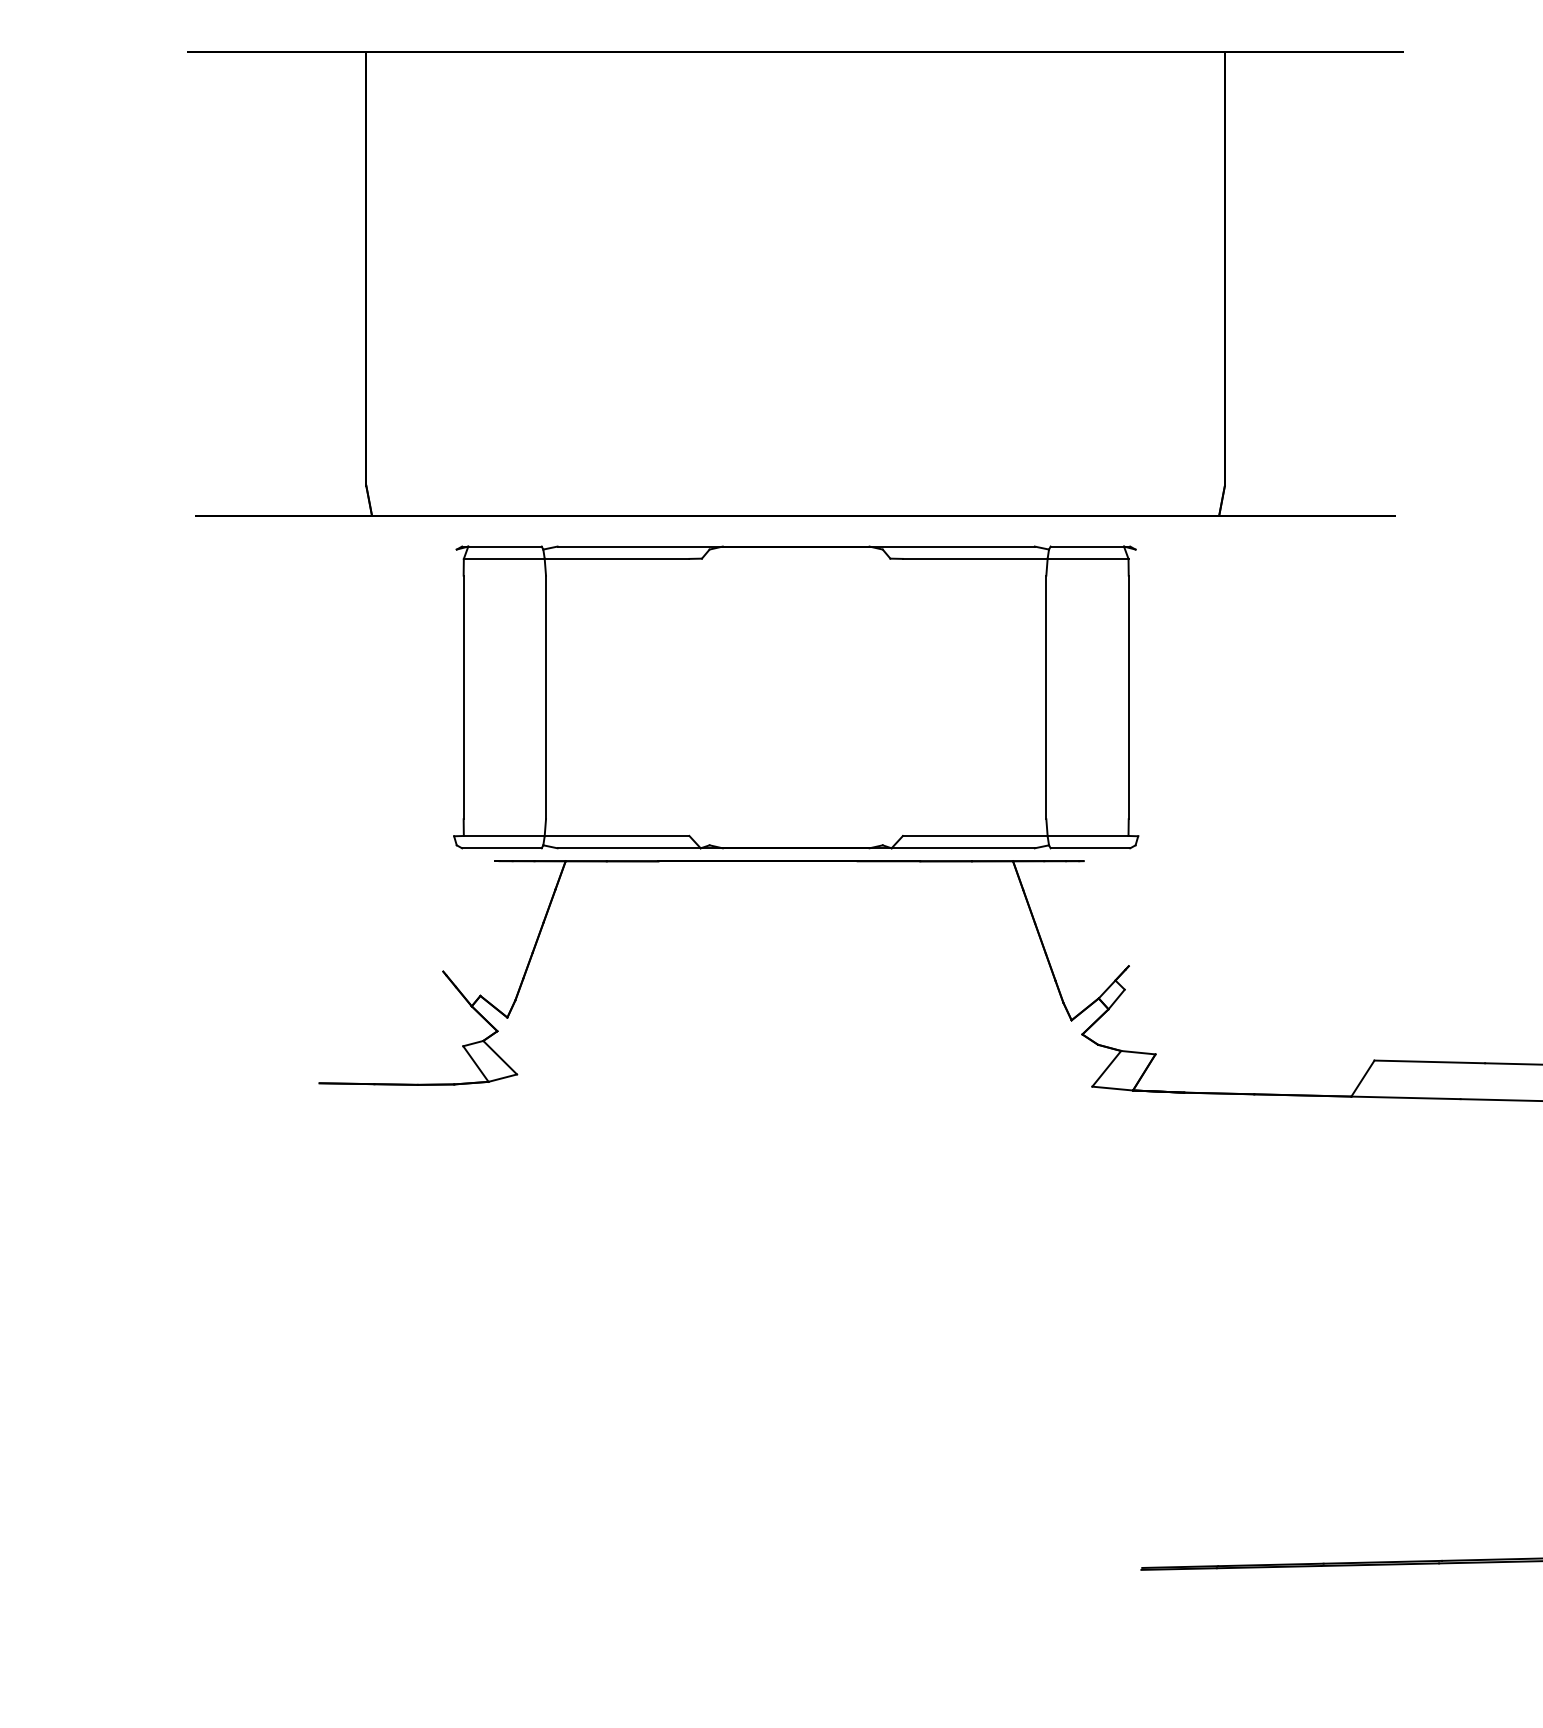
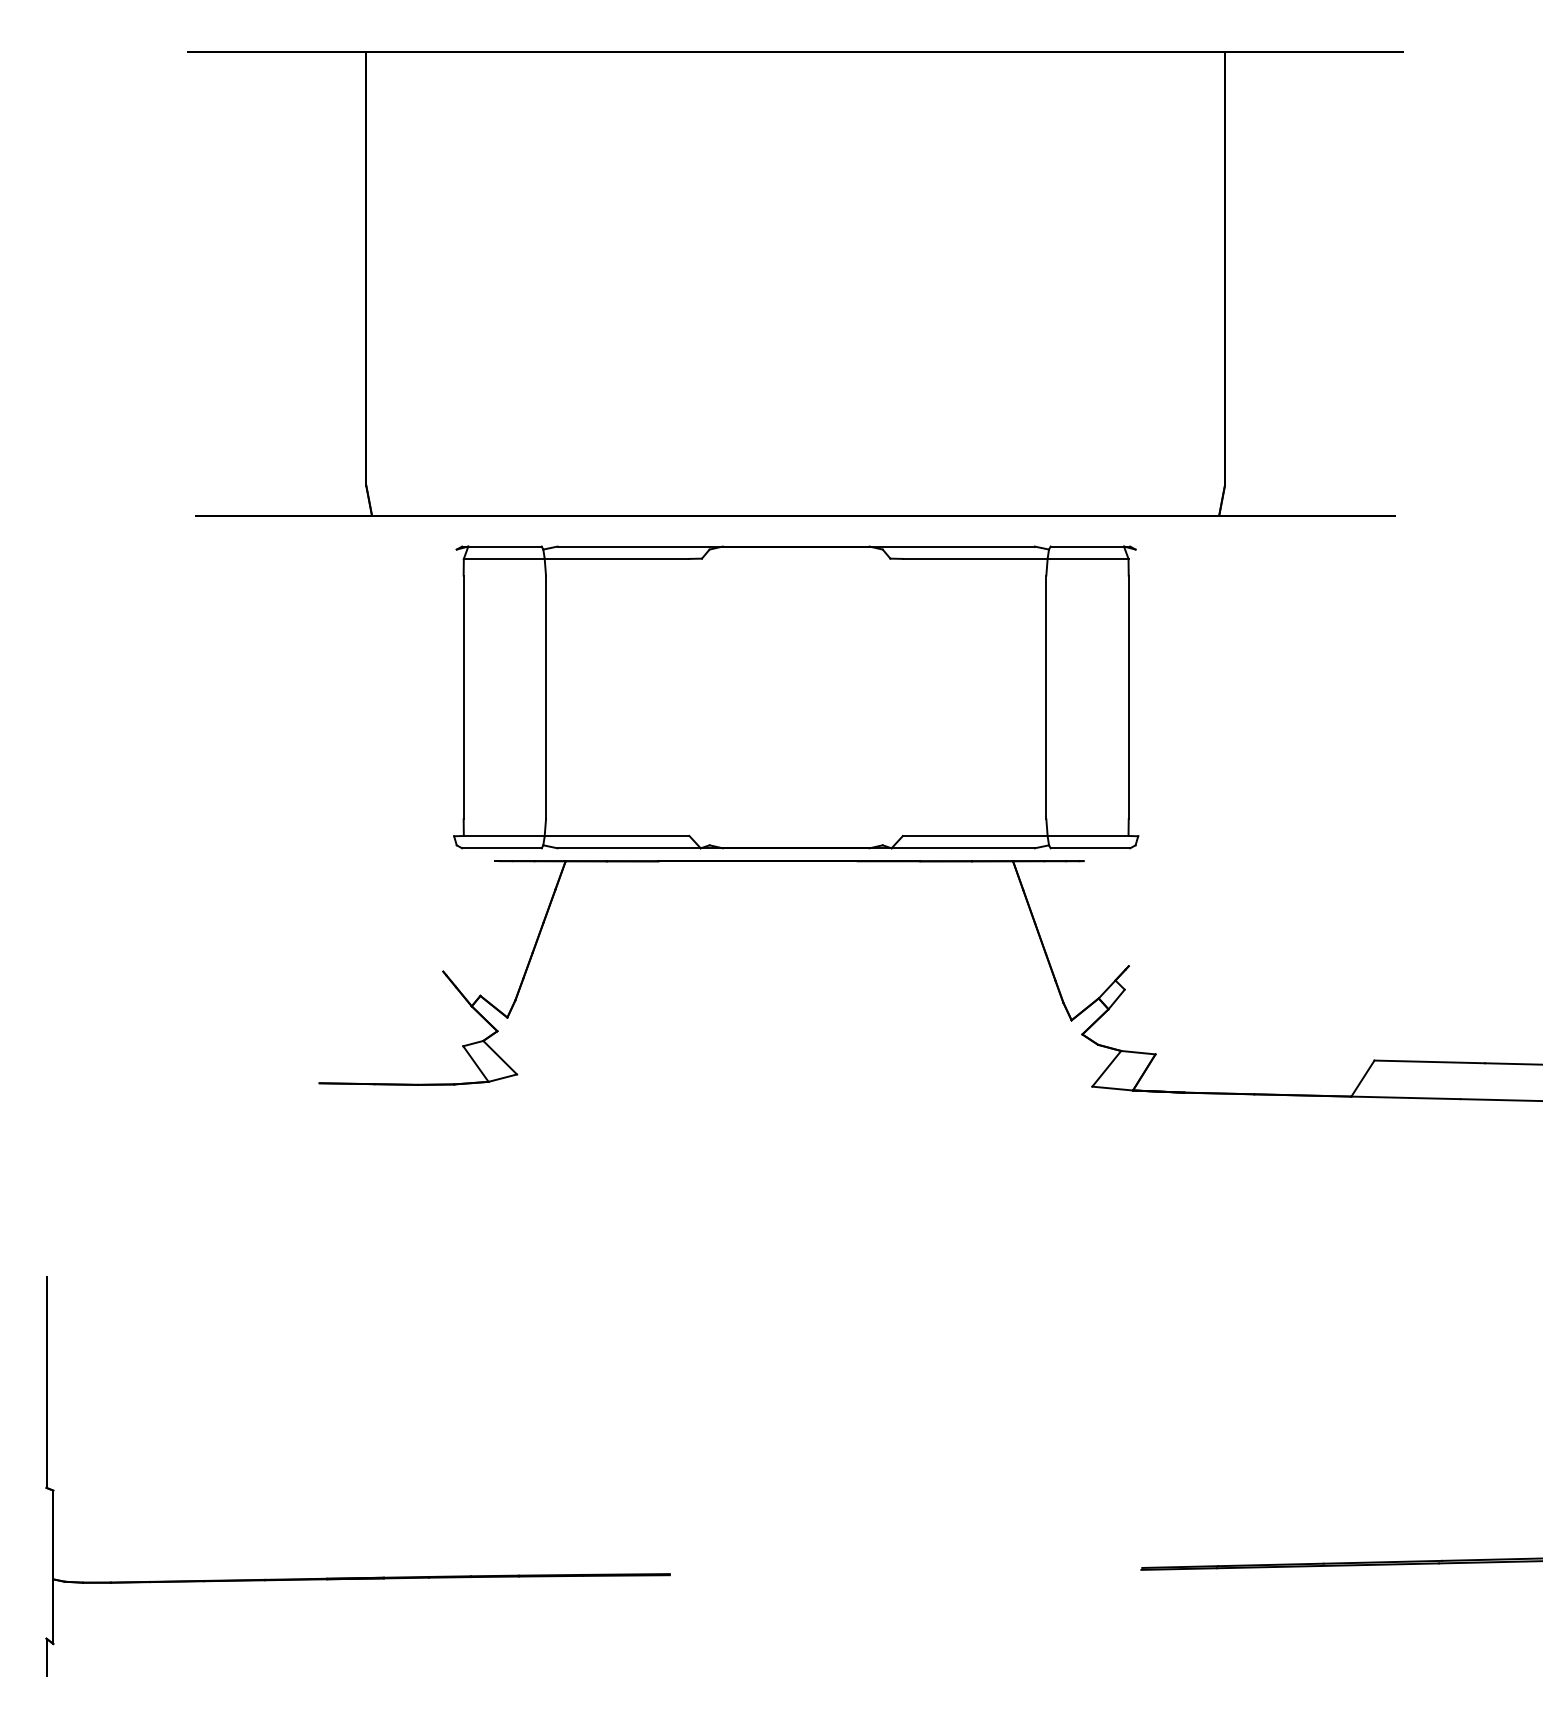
part: none -> present (357, 1577)
